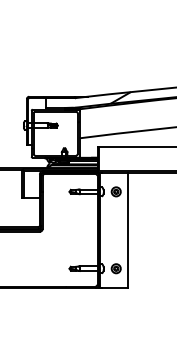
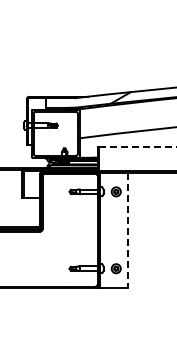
line: solid -> dashed (137, 146)
line: solid -> dashed (127, 230)
